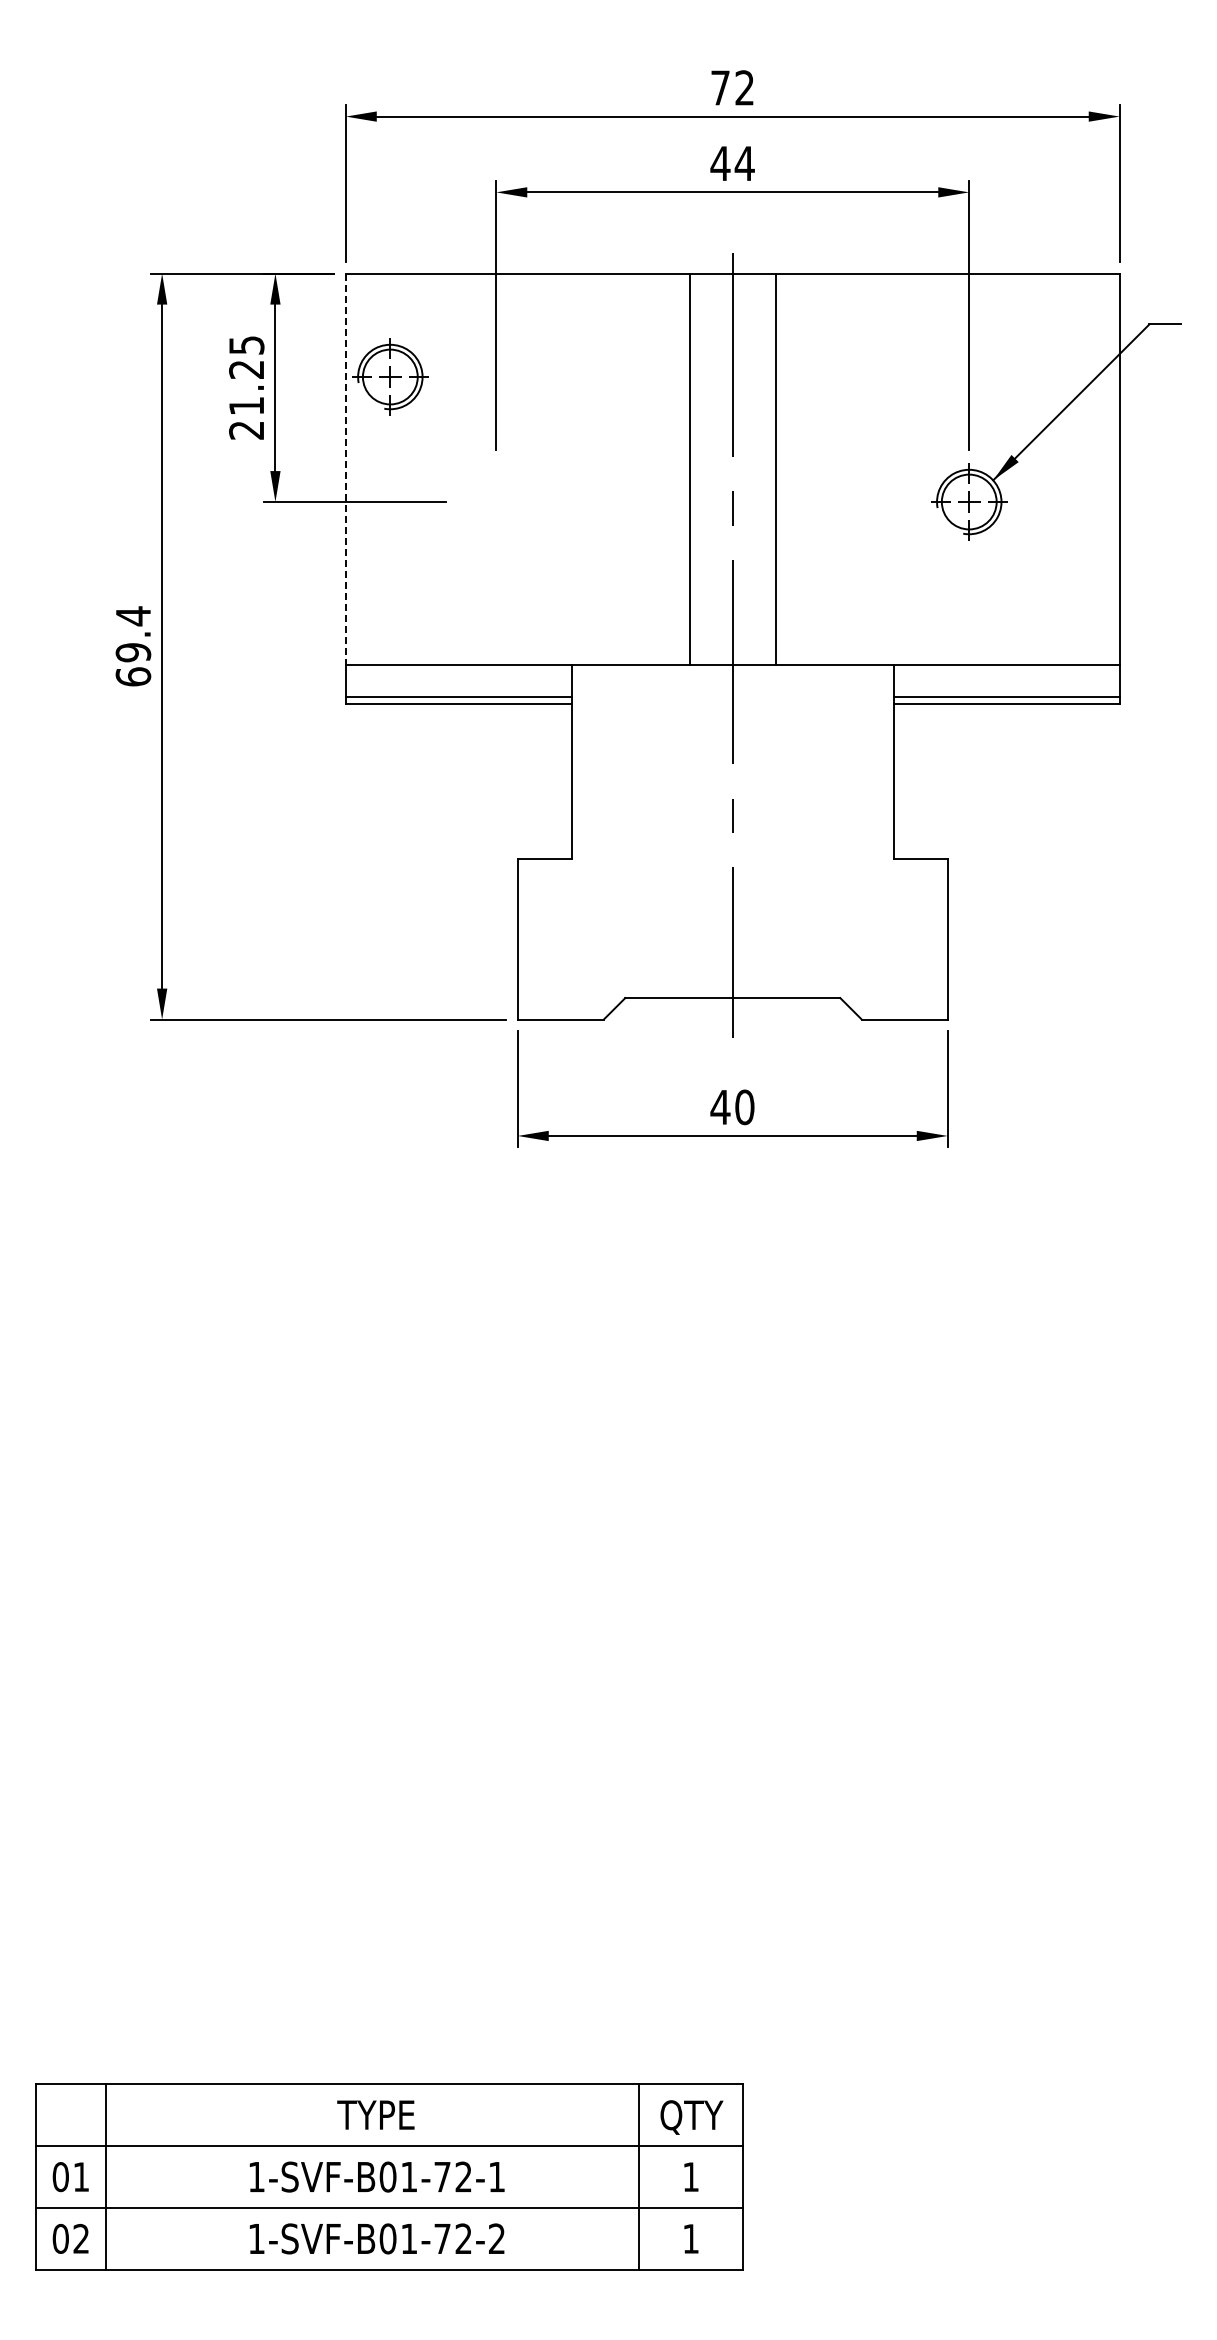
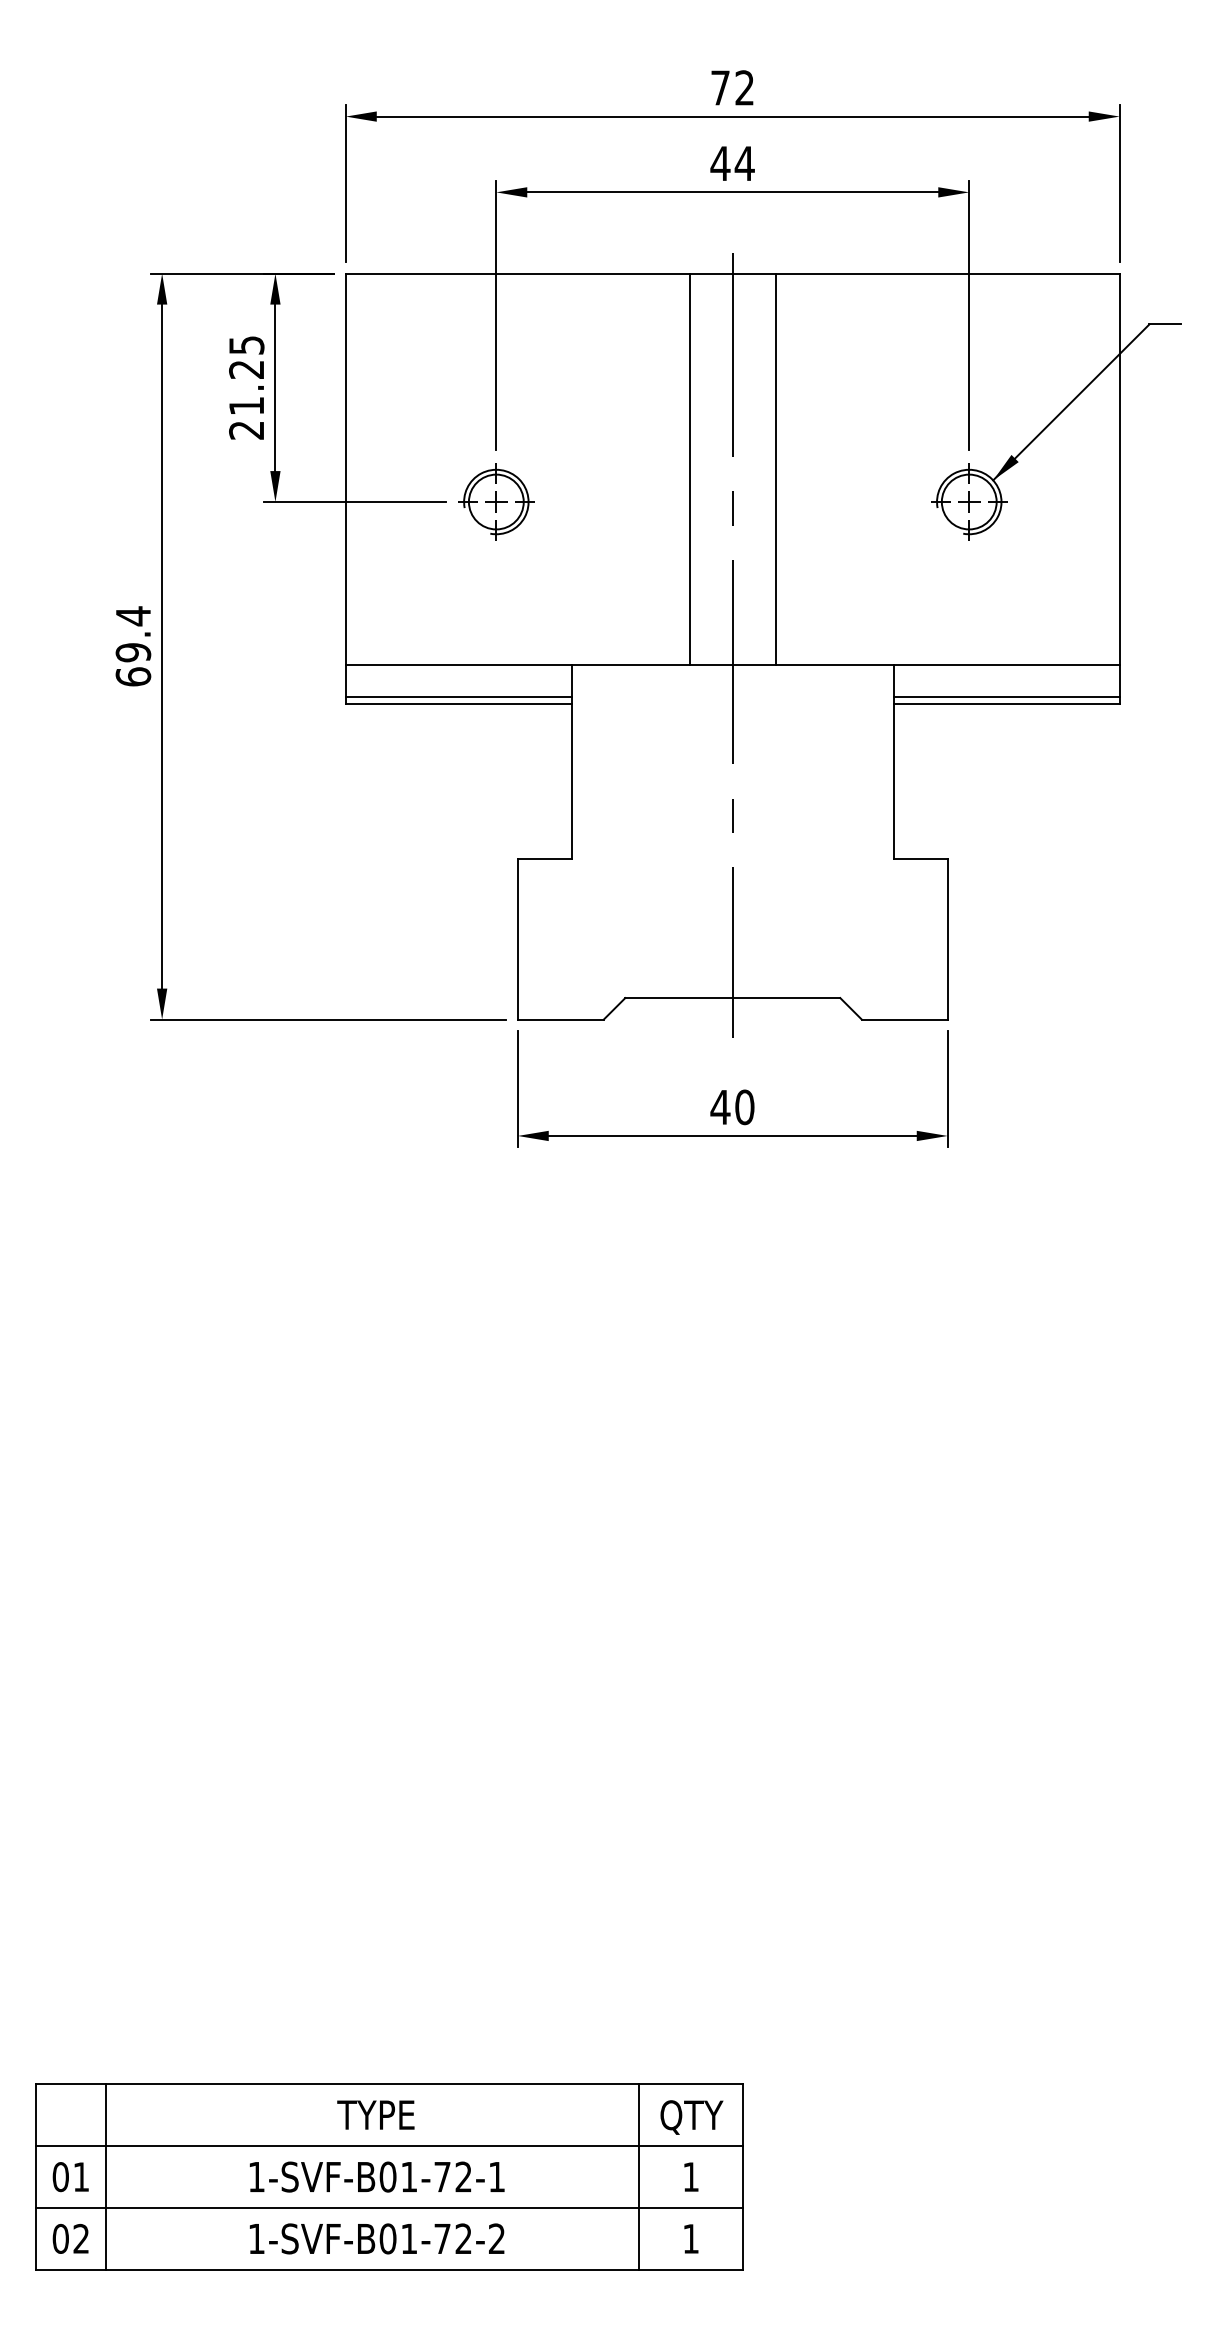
part position: (390, 376) -> (496, 501) (496, 501)
line: dashed -> solid (345, 469)
